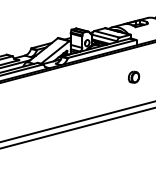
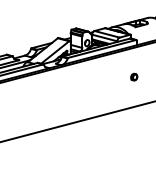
part size: 13x14 px -> 9x10 px (134, 76)
line: present -> none (77, 128)
